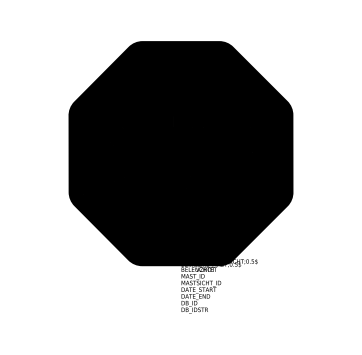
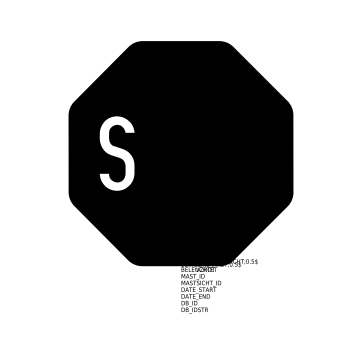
fill: present -> none (116, 153)
